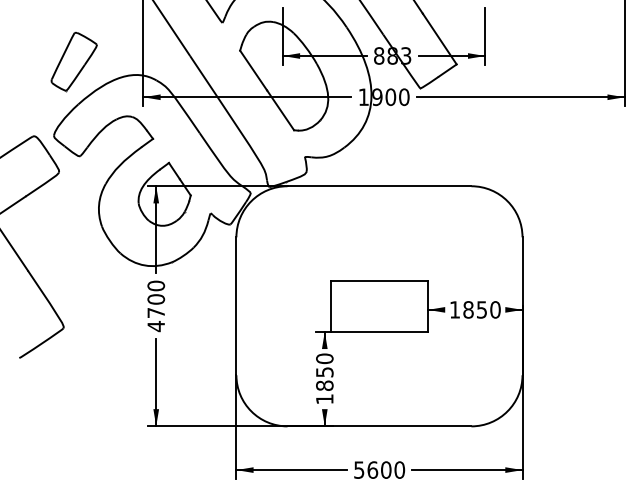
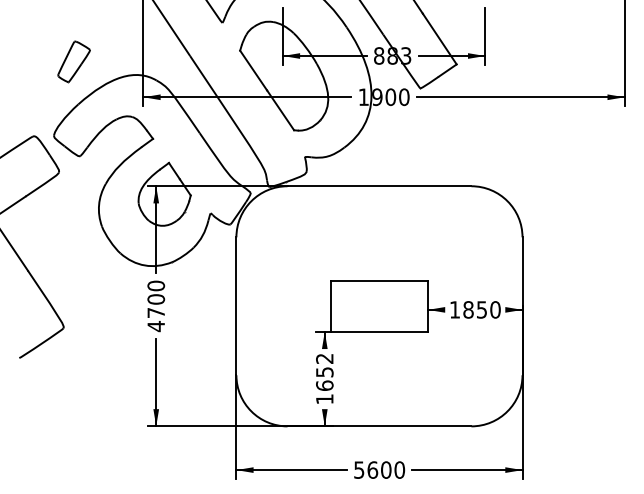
part size: 48x62 px -> 34x44 px (73, 61)
text: 1850 -> 1652 (324, 371)
